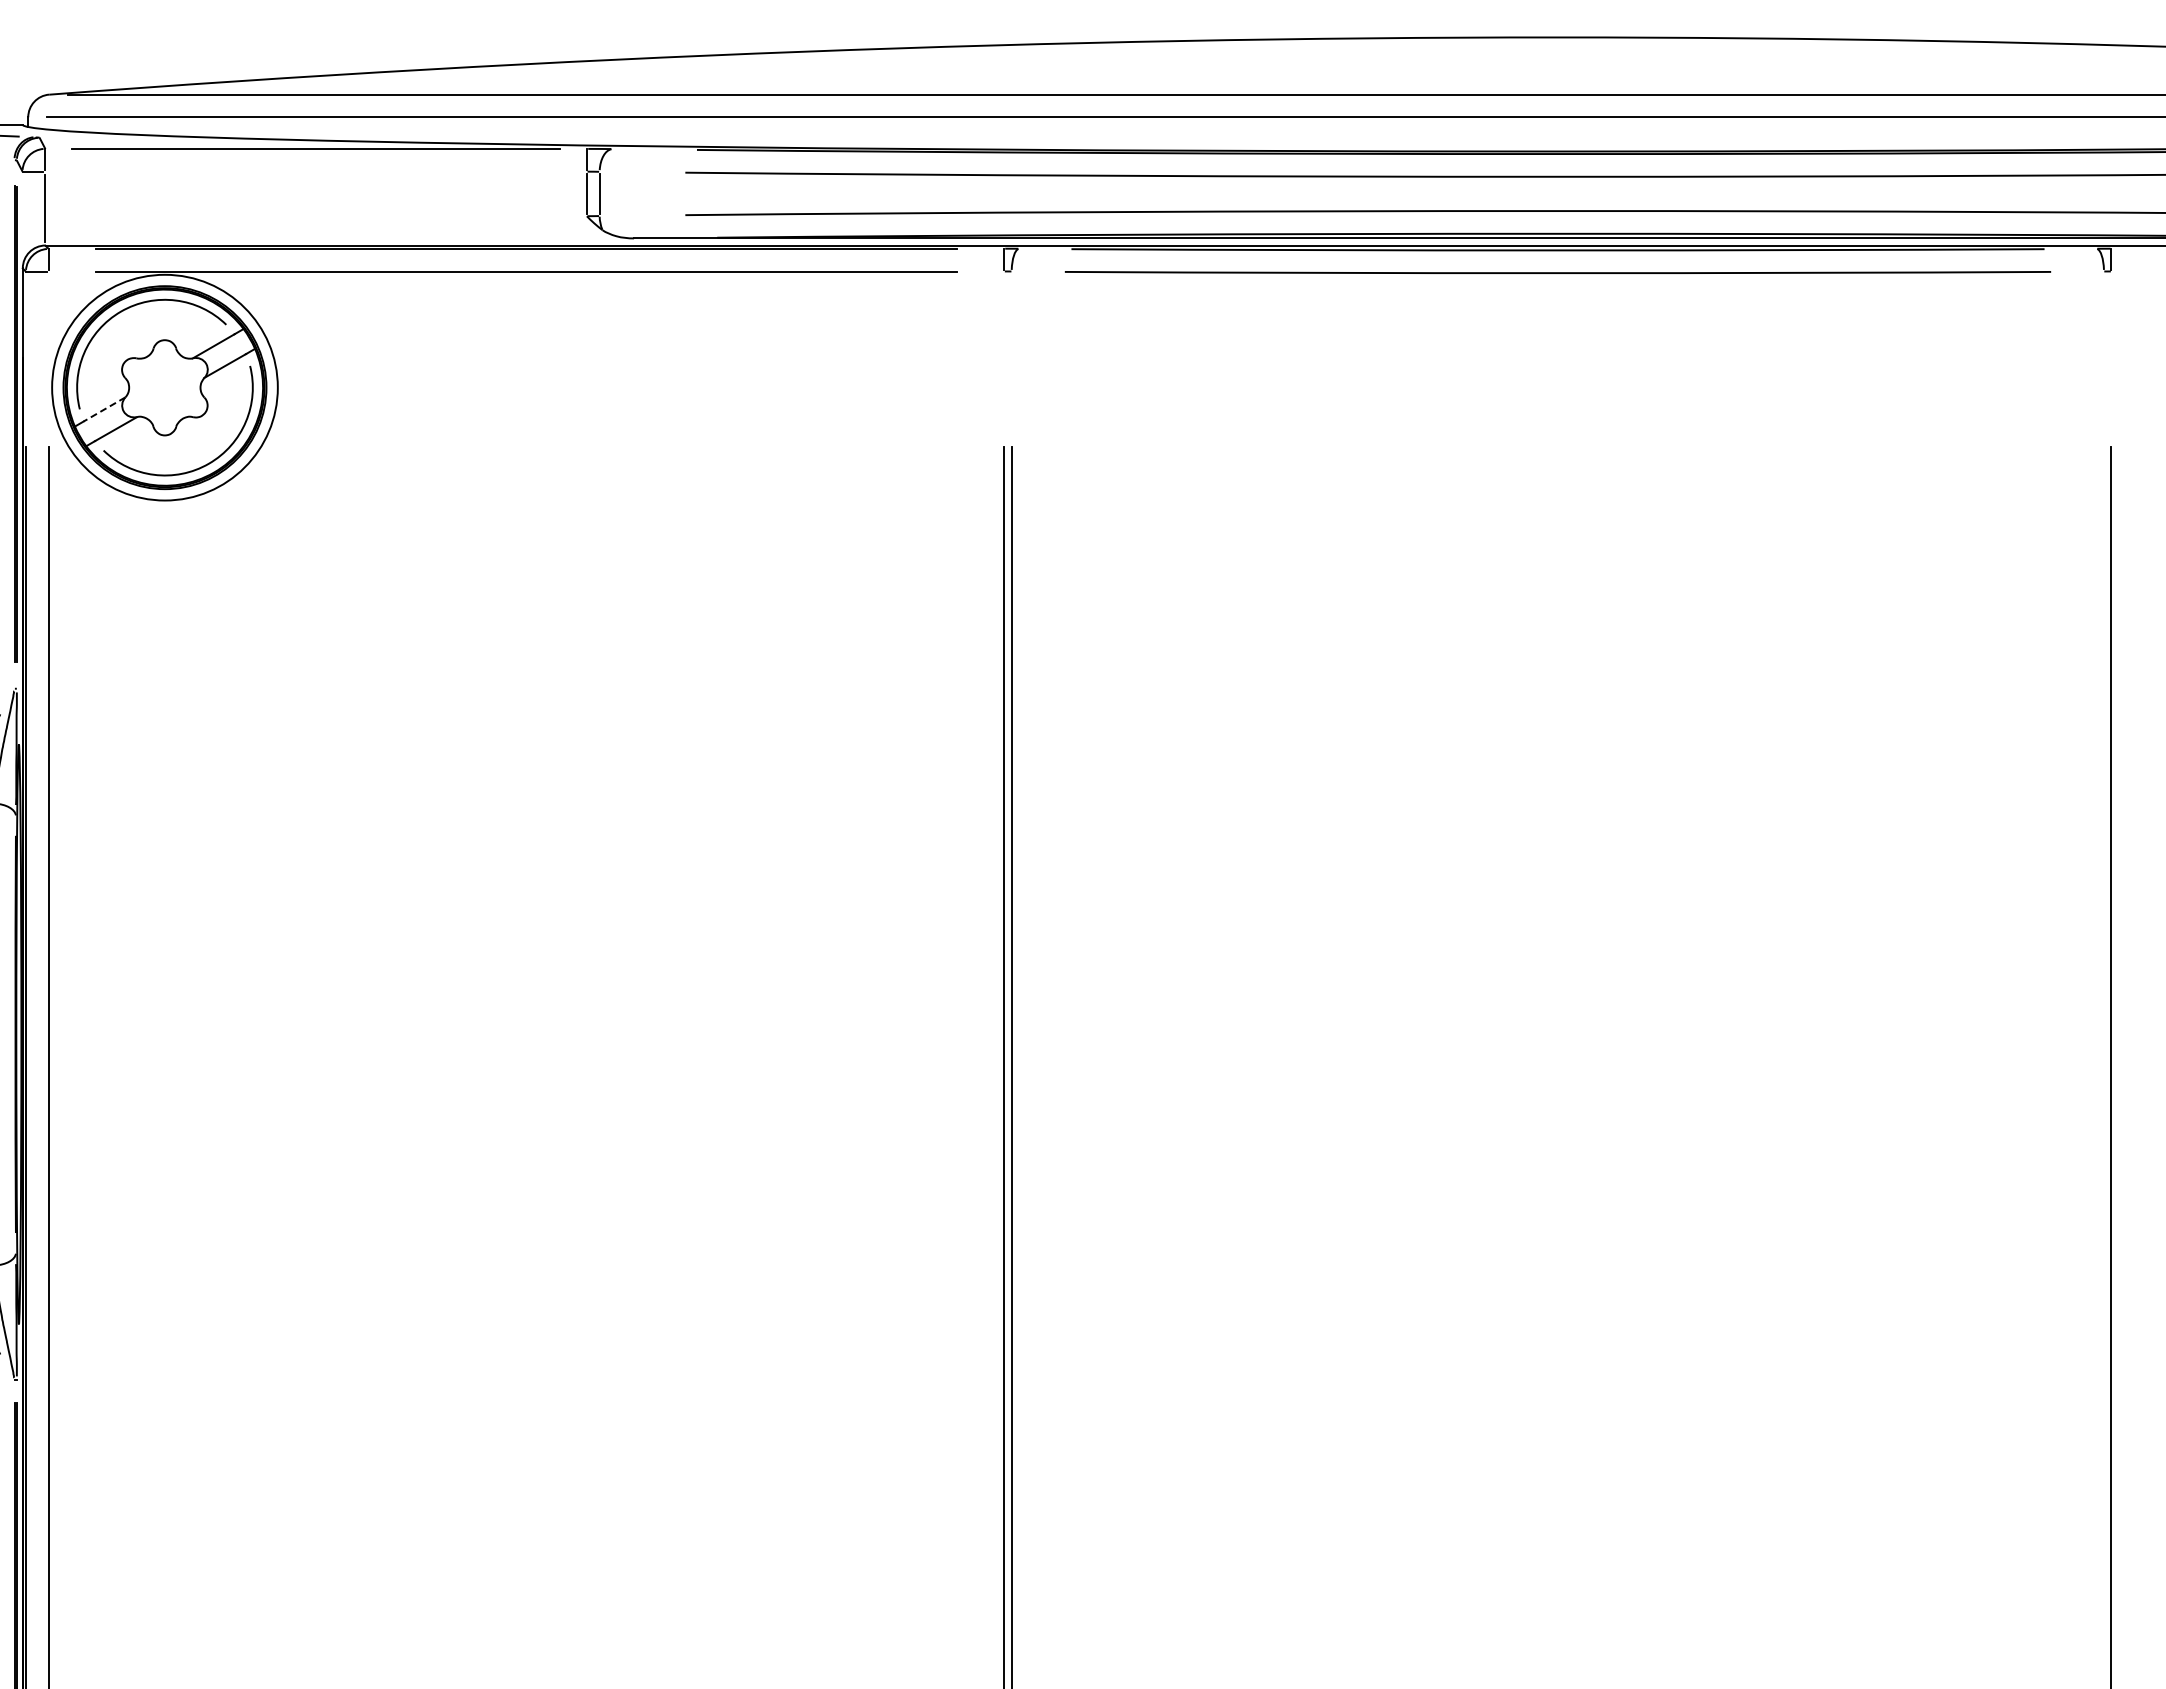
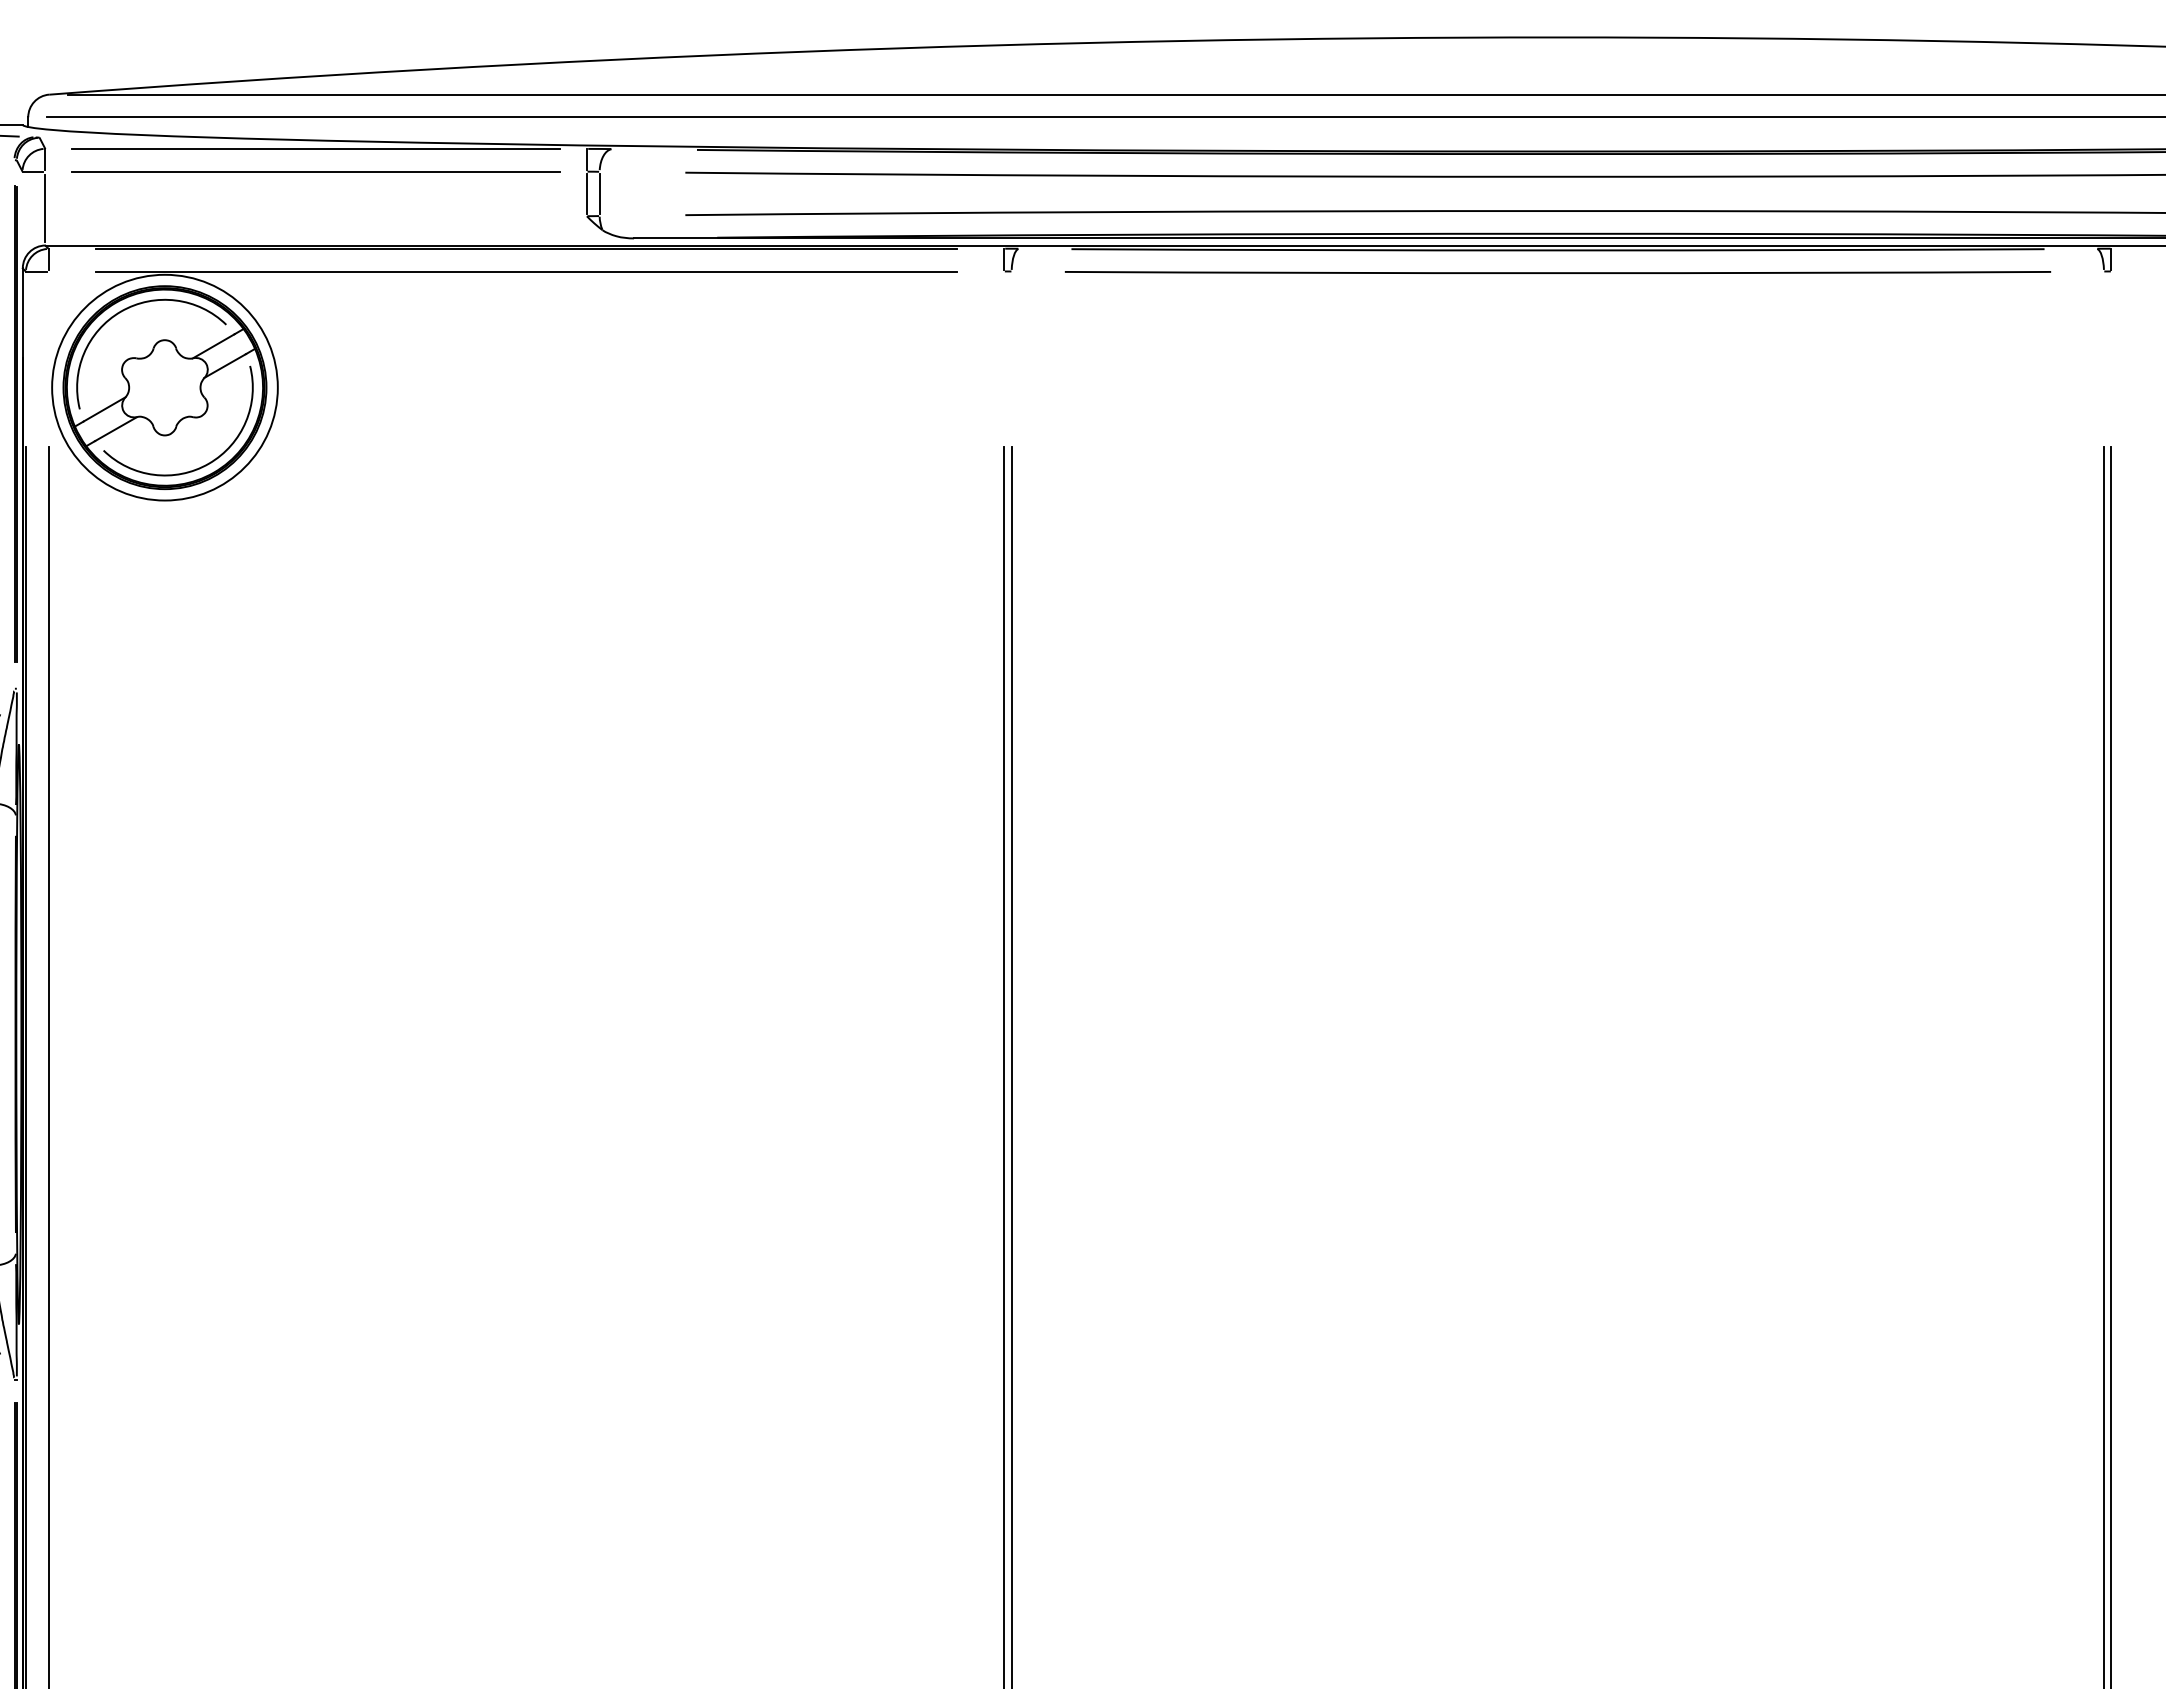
line: none -> present (315, 171)
line: dashed -> solid (104, 409)
line: none -> present (2103, 1066)
